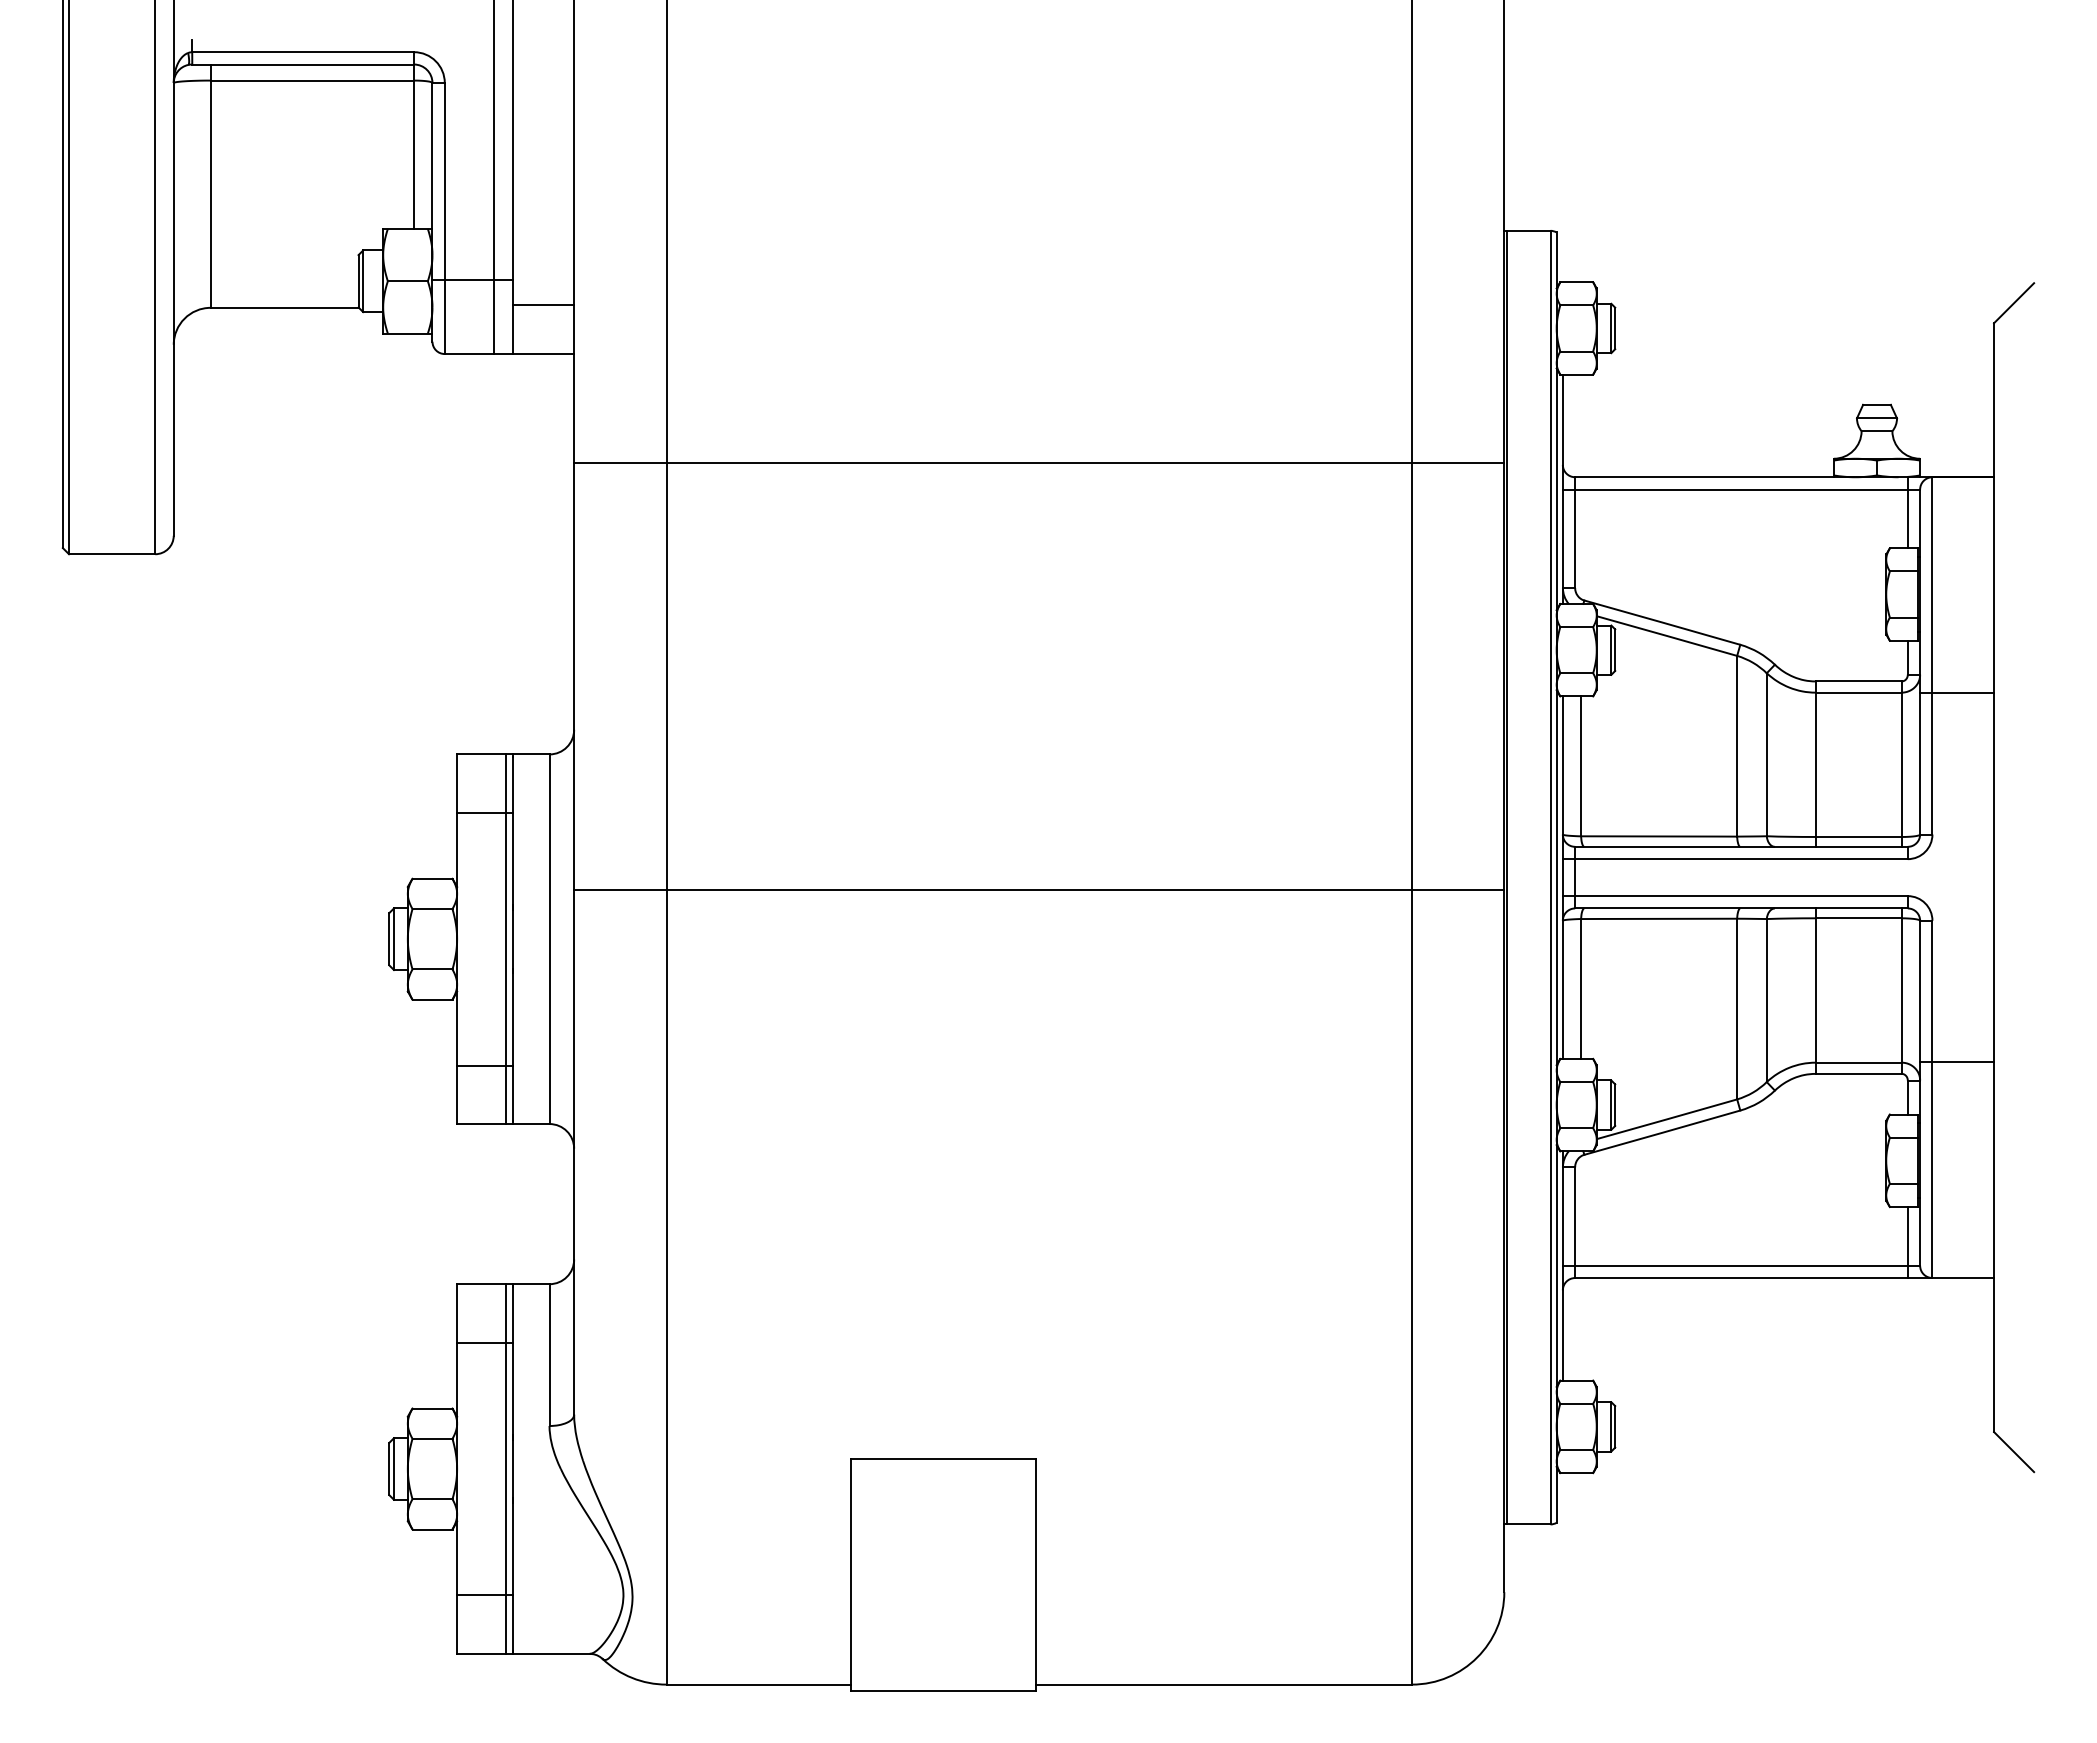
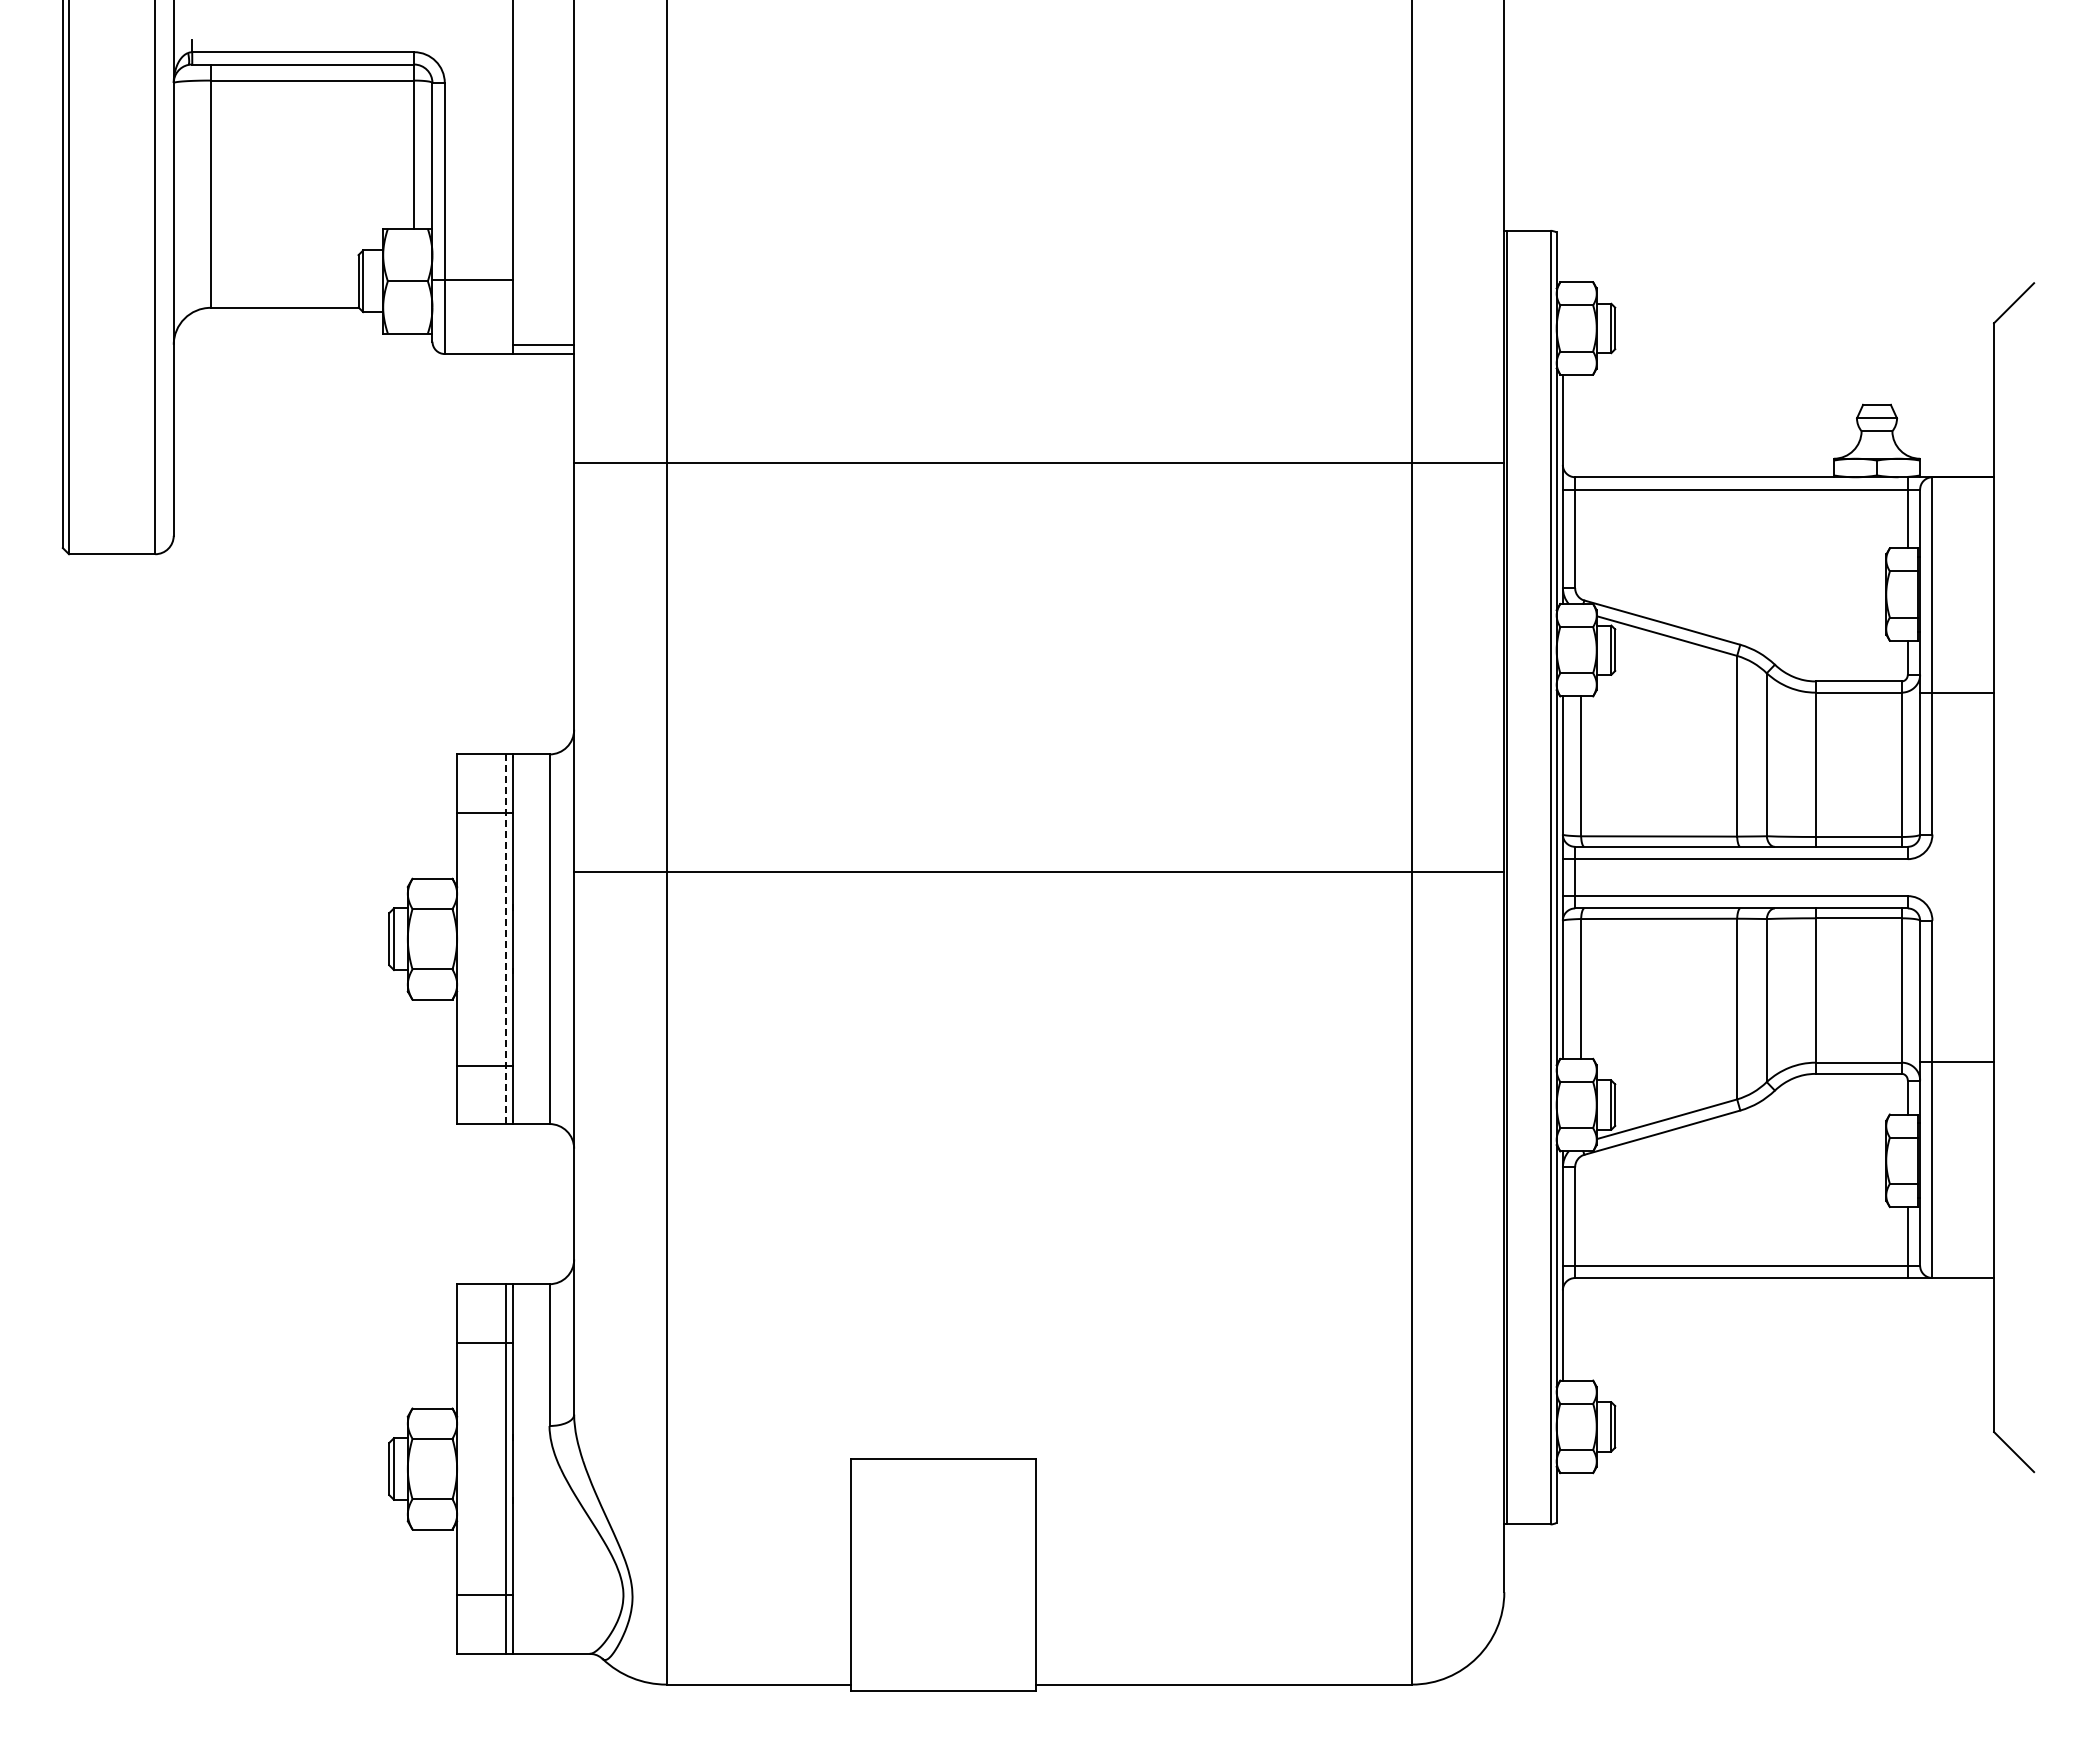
line: present -> none (494, 178)
line position: (543, 304) -> (543, 344) (543, 344)
line position: (1039, 889) -> (1039, 871) (1039, 871)
line: solid -> dashed (506, 939)
